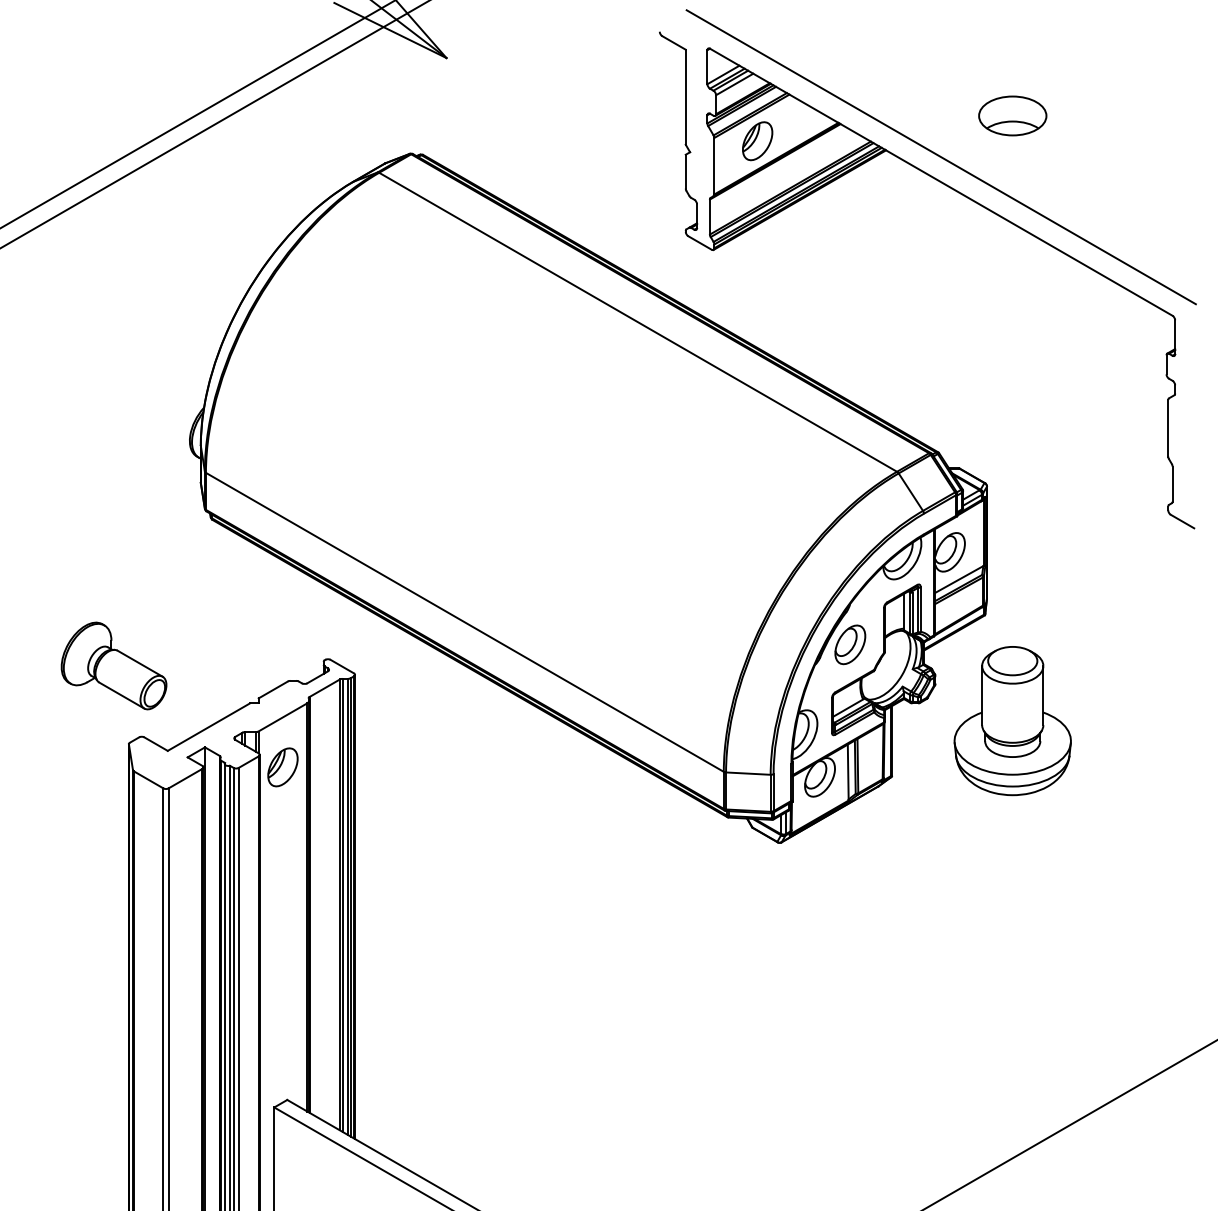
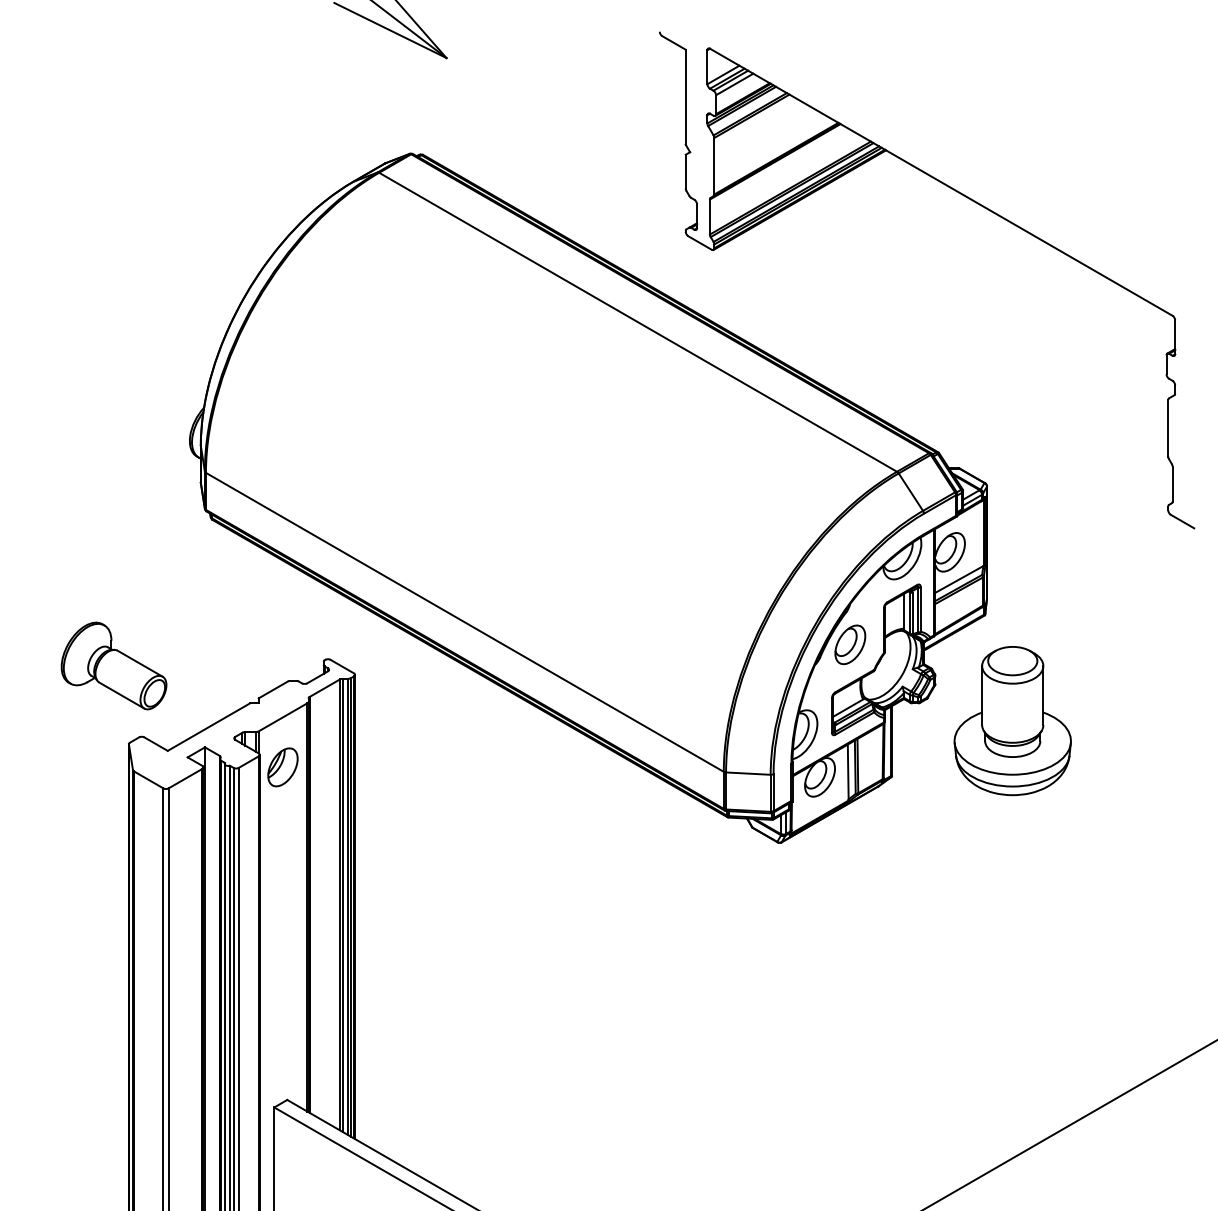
line: present -> none (197, 114)
part: present -> none (1012, 115)
line: present -> none (214, 124)
part: present -> none (757, 141)
line: present -> none (940, 157)
